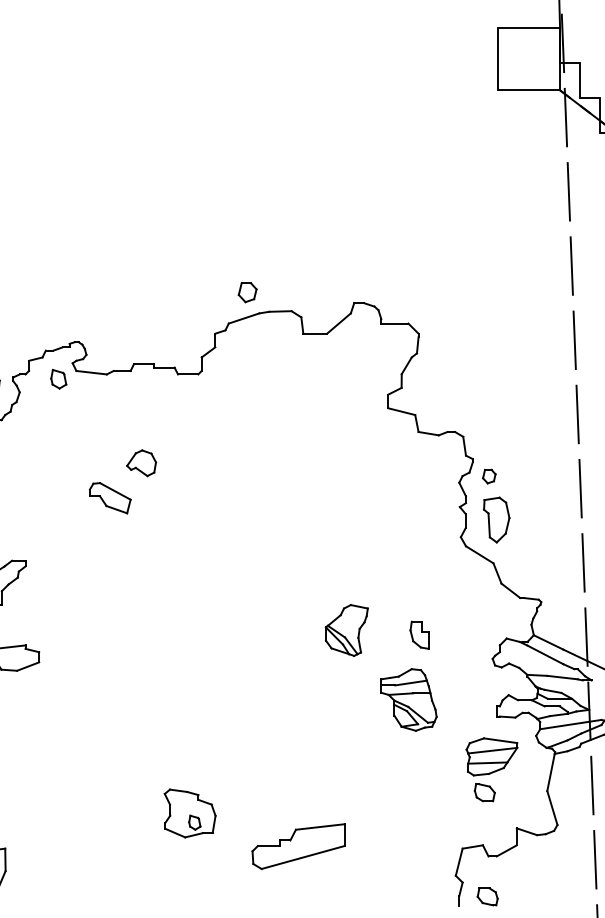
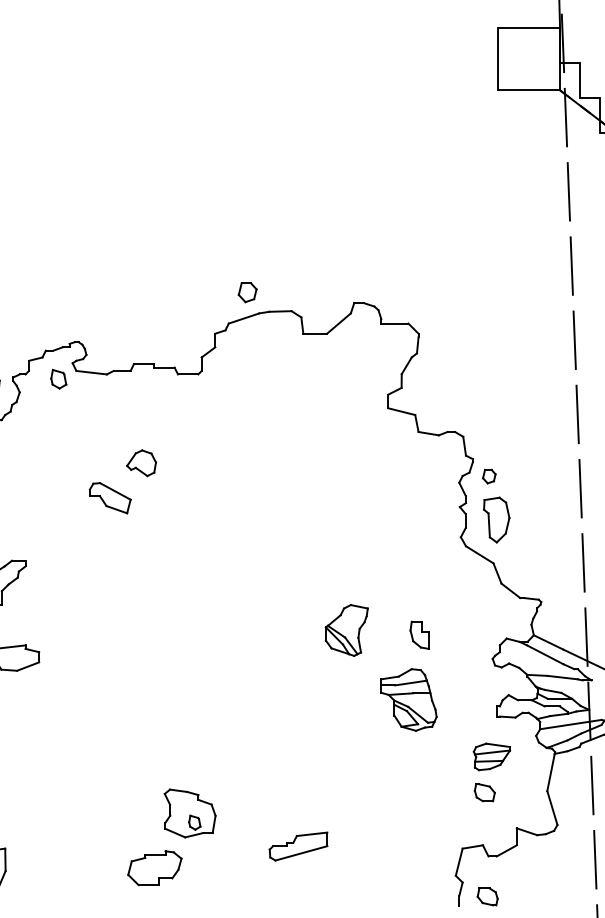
part size: 54x40 px -> 40x30 px (491, 756)
part size: 95x48 px -> 61x31 px (298, 846)
part: none -> present (154, 868)
